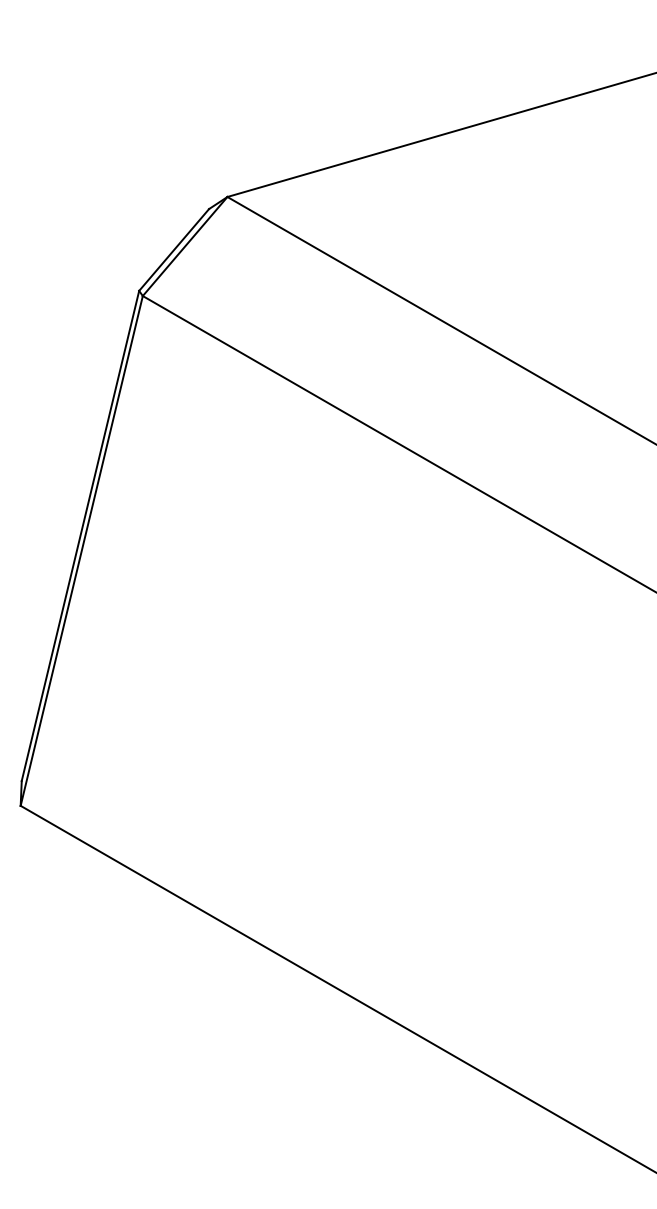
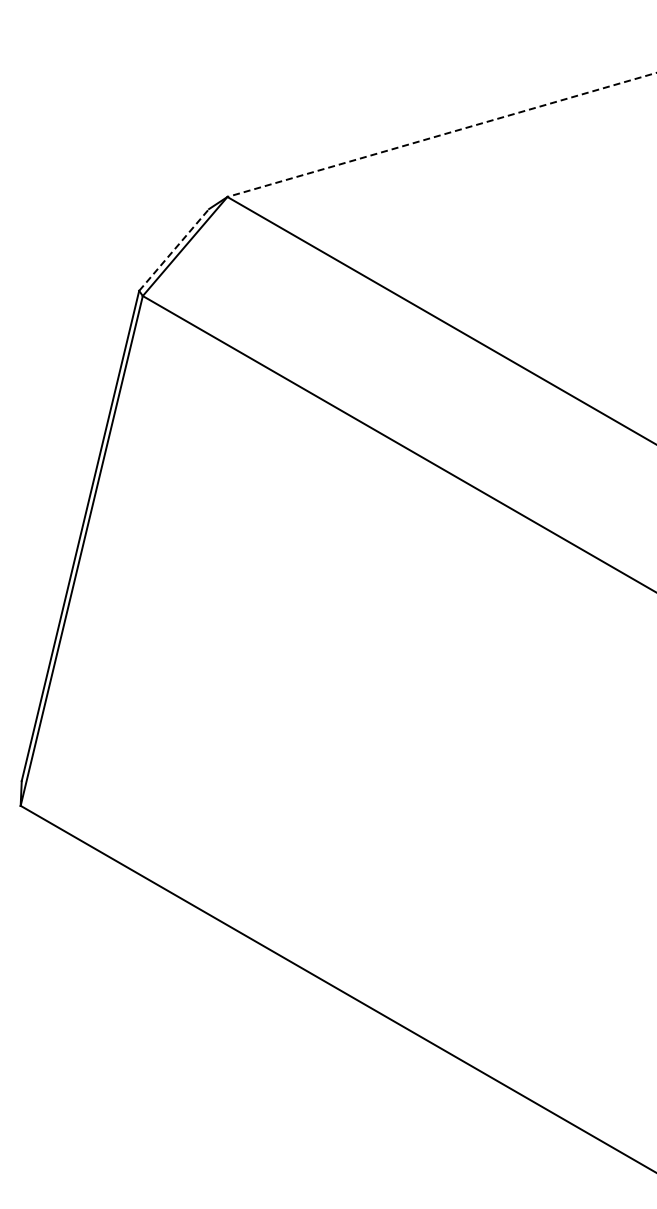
line: solid -> dashed (441, 135)
line: solid -> dashed (174, 250)
